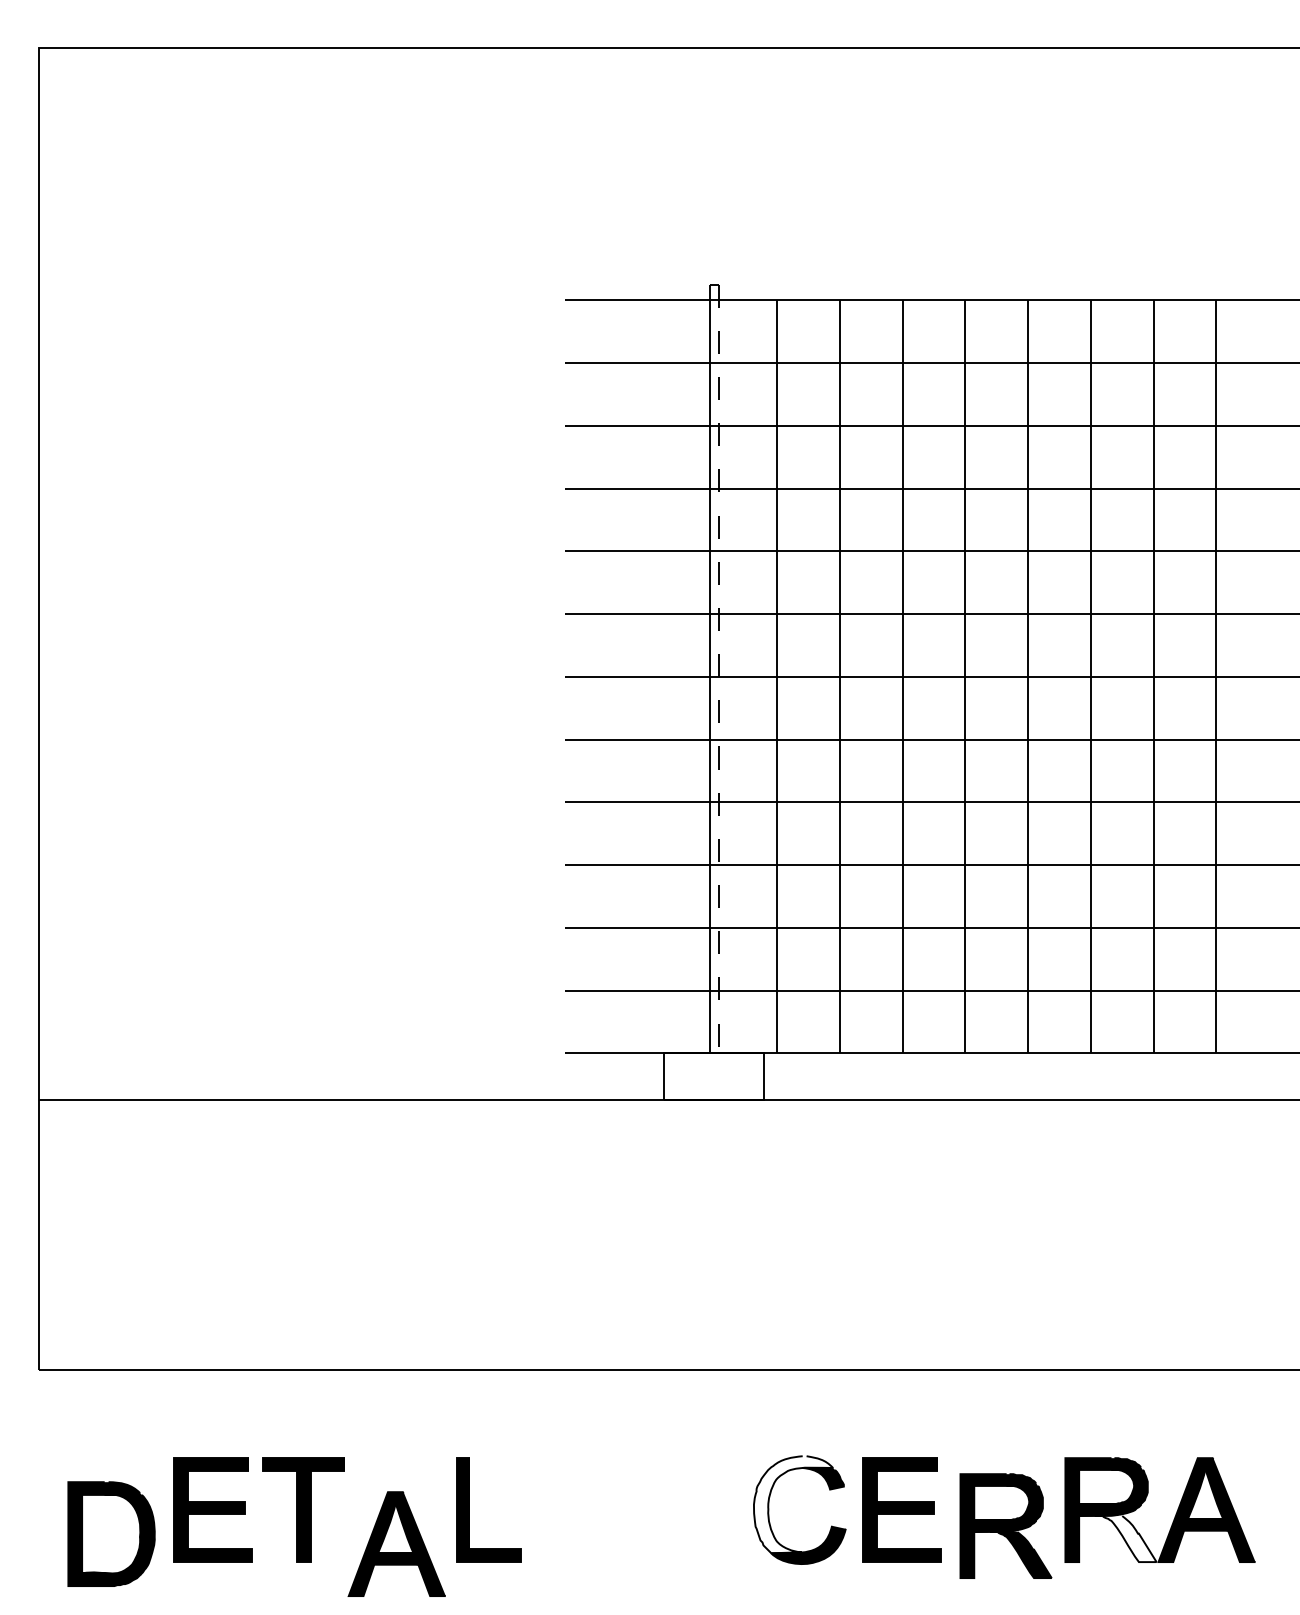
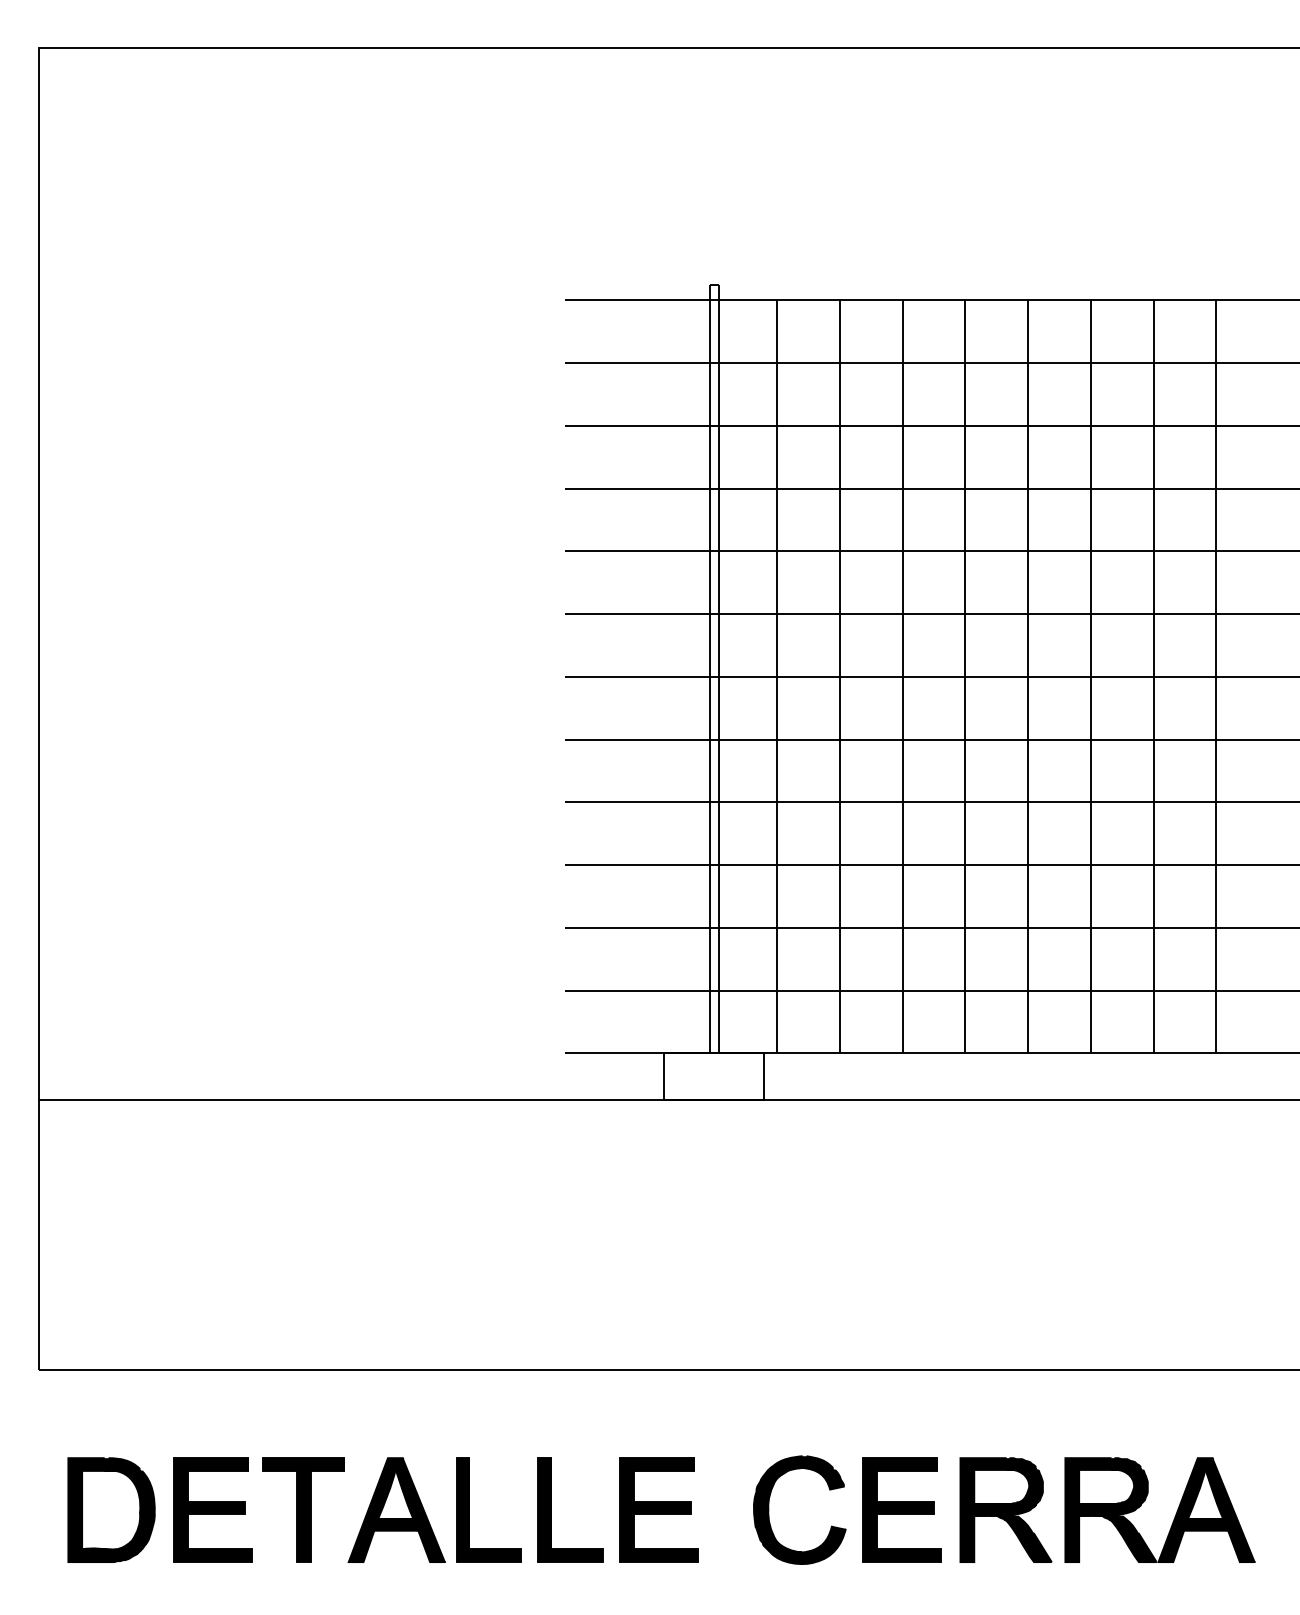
line: dashed -> solid (719, 669)
fill: none -> present (793, 1504)
part: none -> present (551, 1509)
part: none -> present (658, 1509)
part position: (1005, 1525) -> (1005, 1509) (1005, 1509)
part position: (111, 1533) -> (111, 1509) (111, 1509)
fill: none -> present (1125, 1538)
part position: (396, 1543) -> (396, 1509) (396, 1509)
